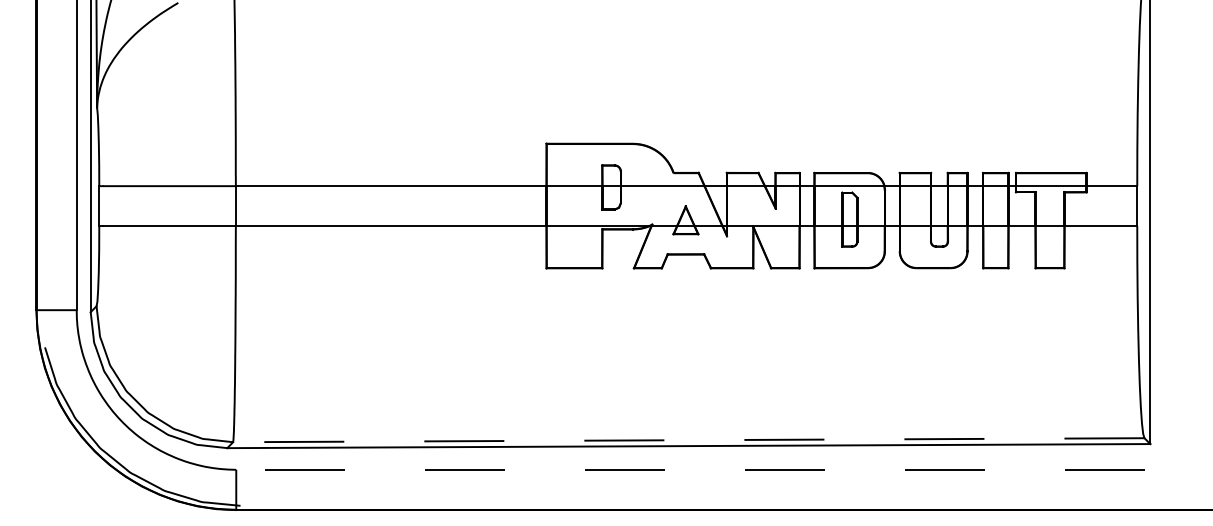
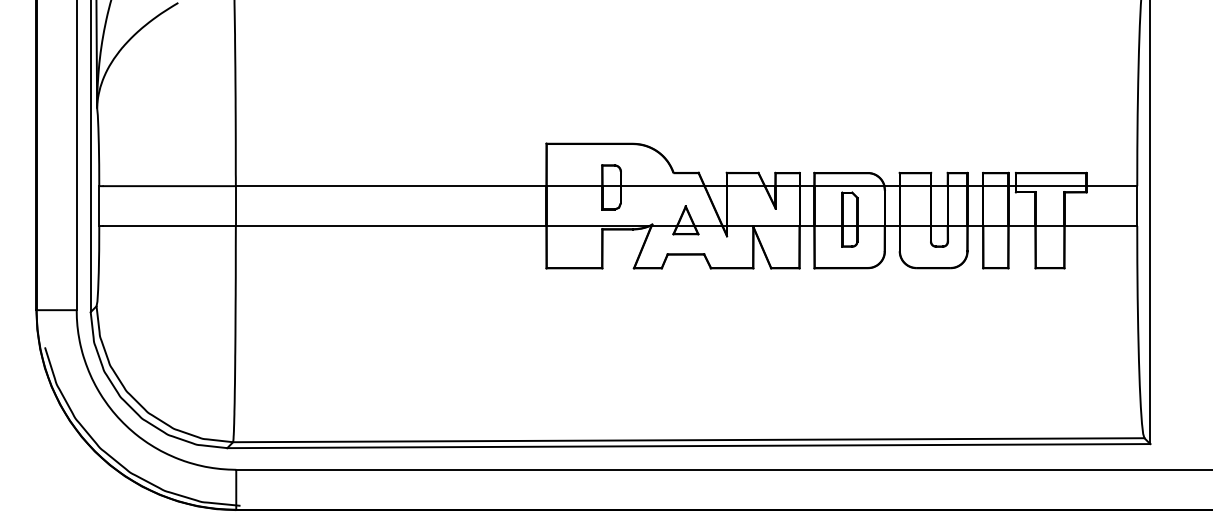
line: dashed -> solid (688, 440)
line: dashed -> solid (724, 469)
